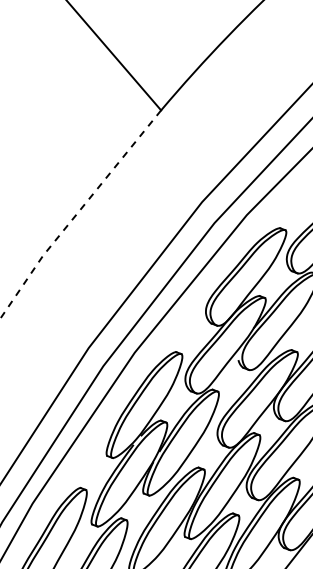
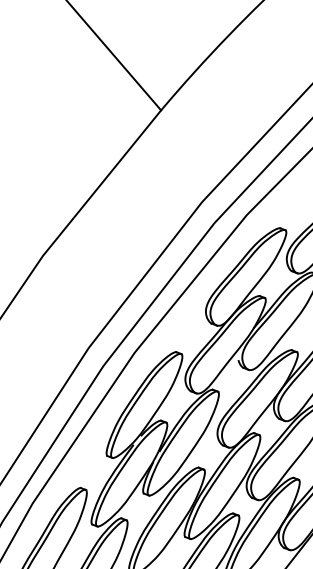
line: dashed -> solid (77, 213)
